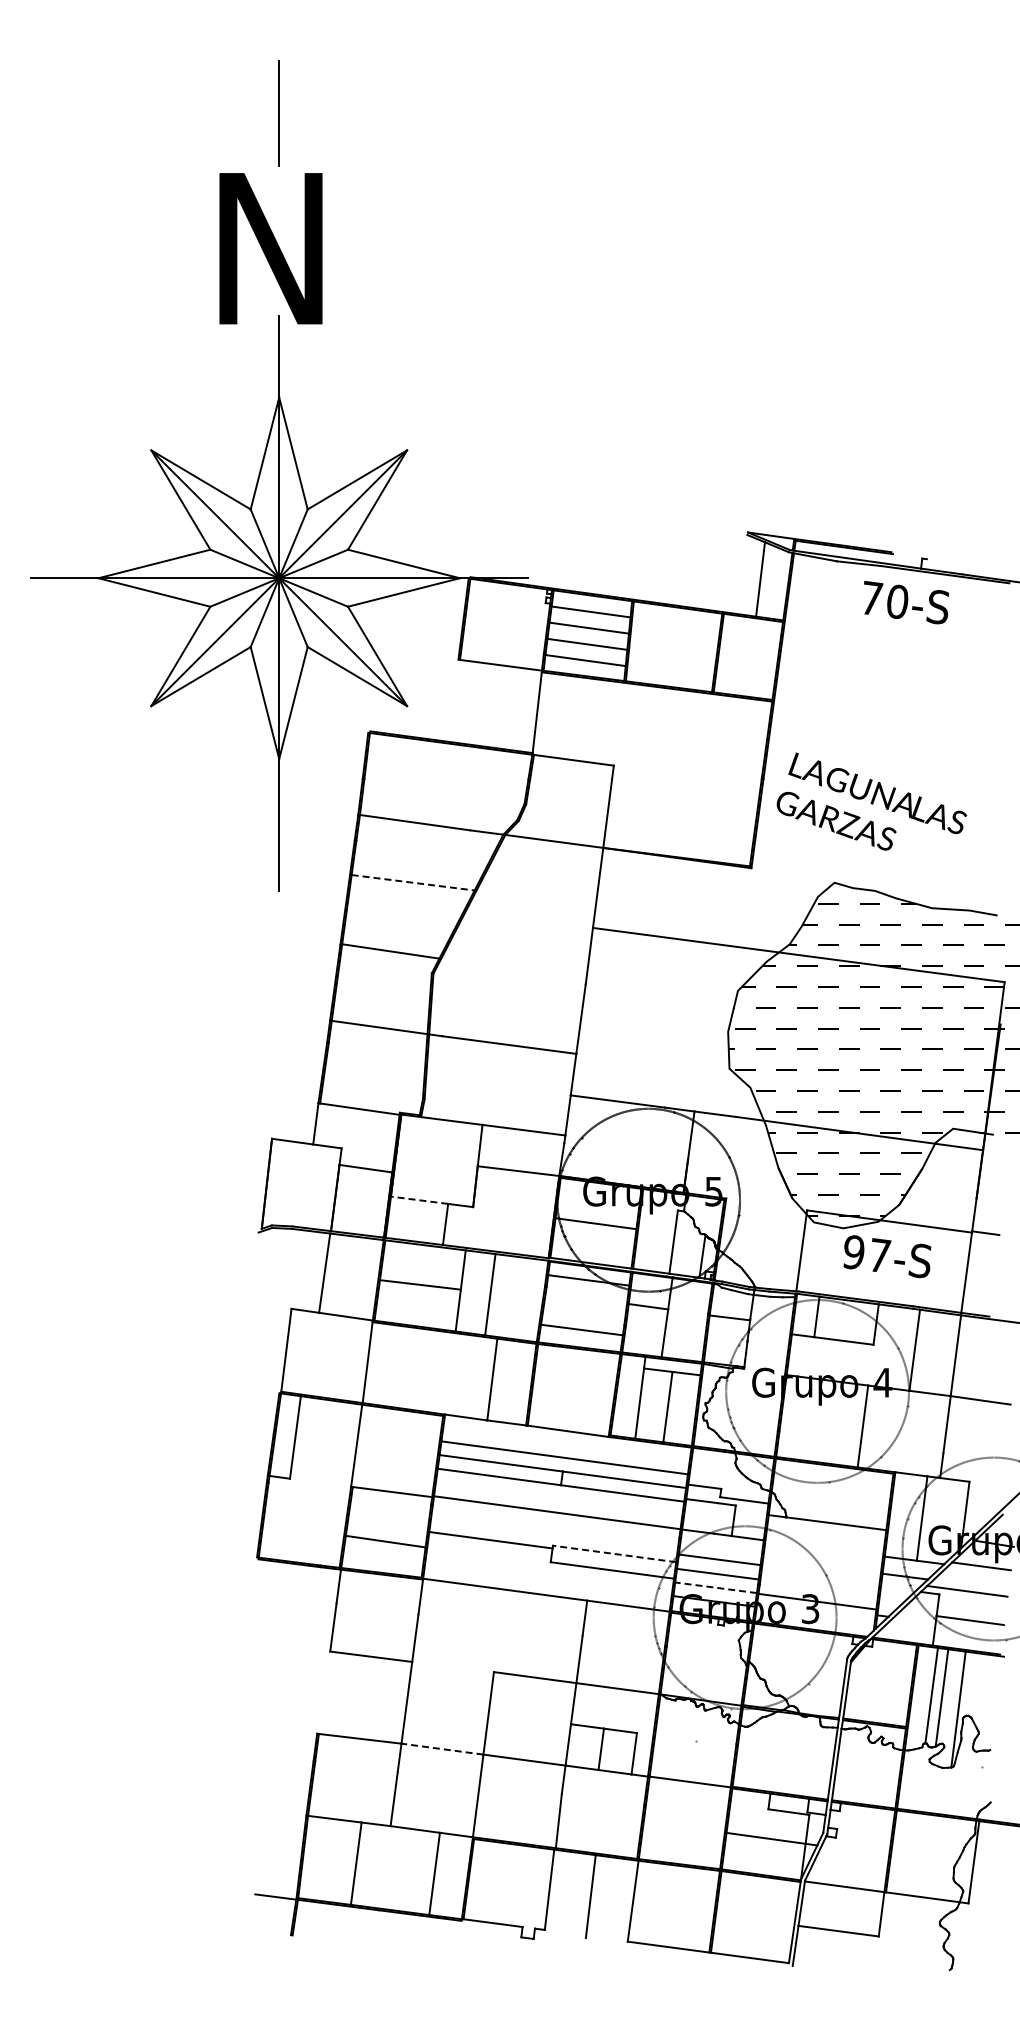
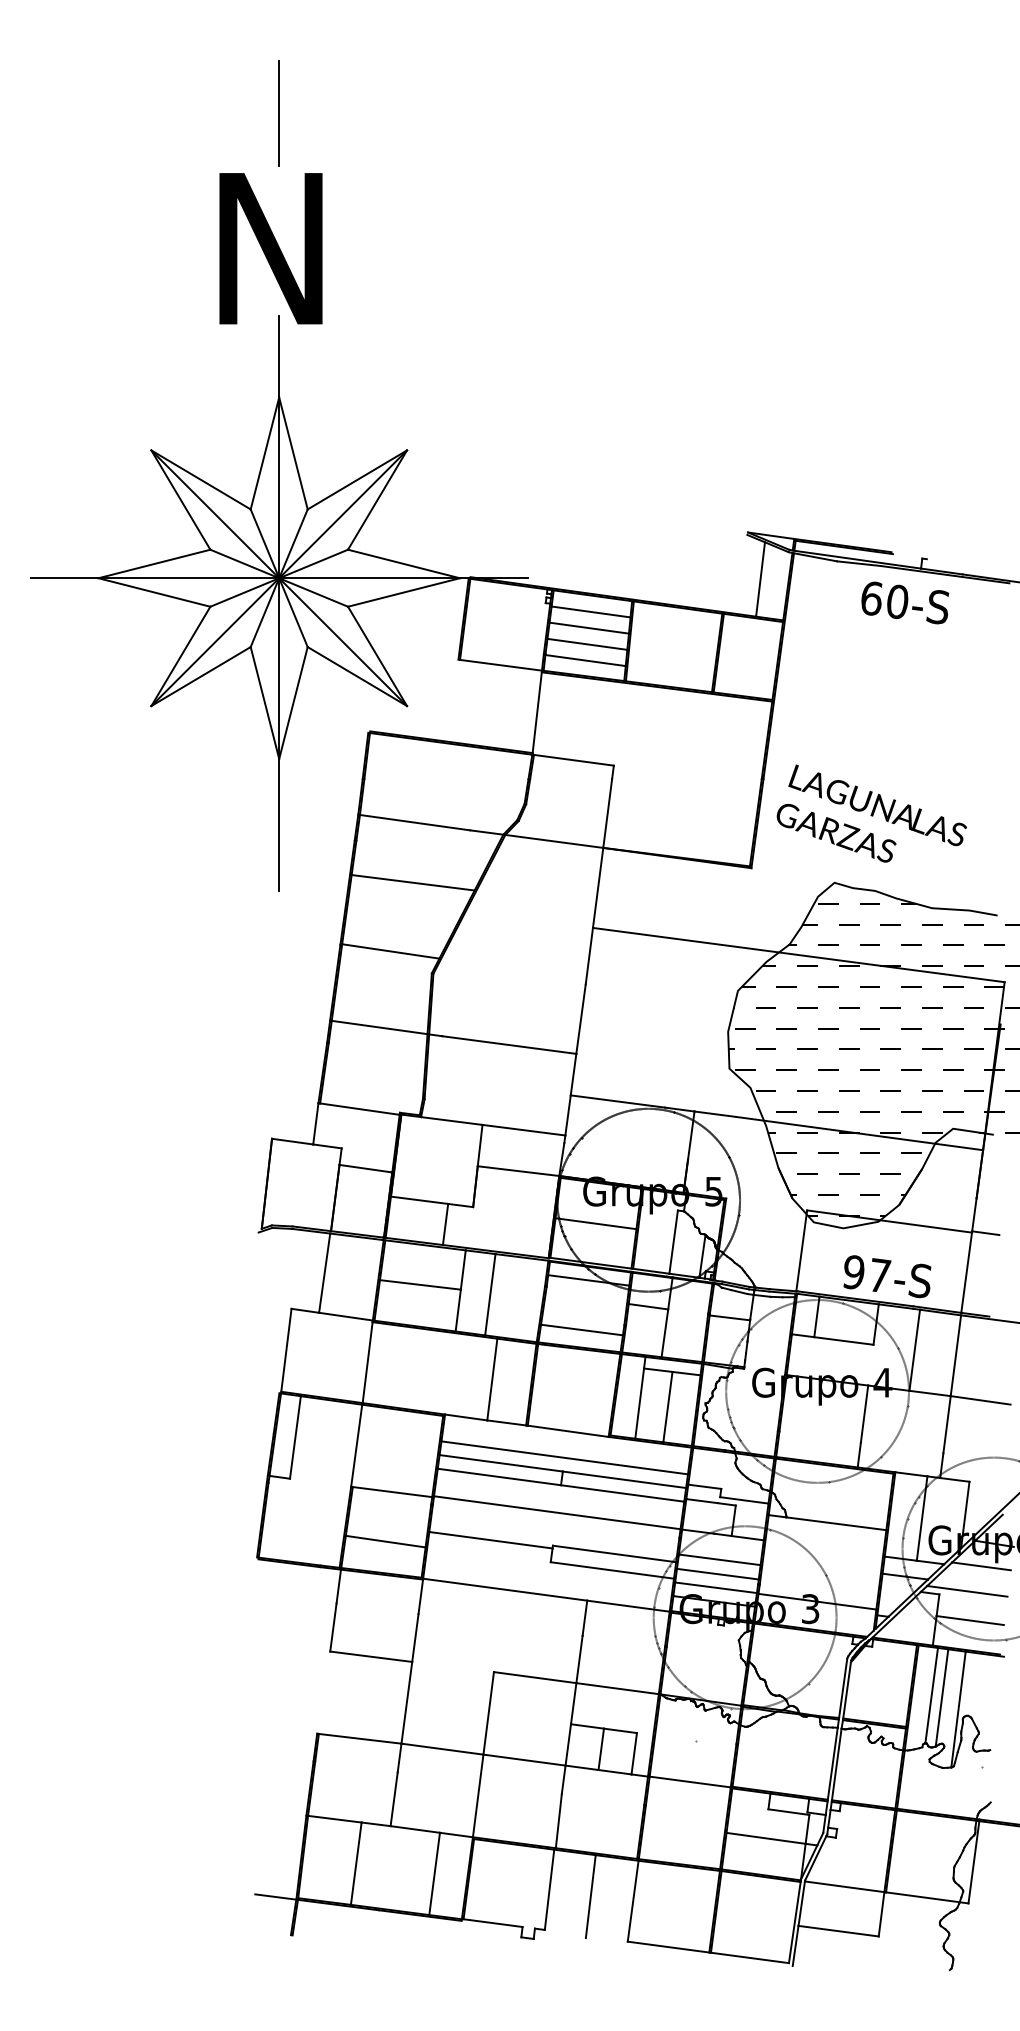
text: 70-S -> 60-S (872, 597)
text position: (871, 801) -> (871, 813) (871, 813)
line: dashed -> solid (413, 882)
line: dashed -> solid (419, 1200)
text position: (887, 1256) -> (887, 1276) (887, 1276)
line: dashed -> solid (614, 1553)
line: dashed -> solid (715, 1587)
line: dashed -> solid (441, 1749)
